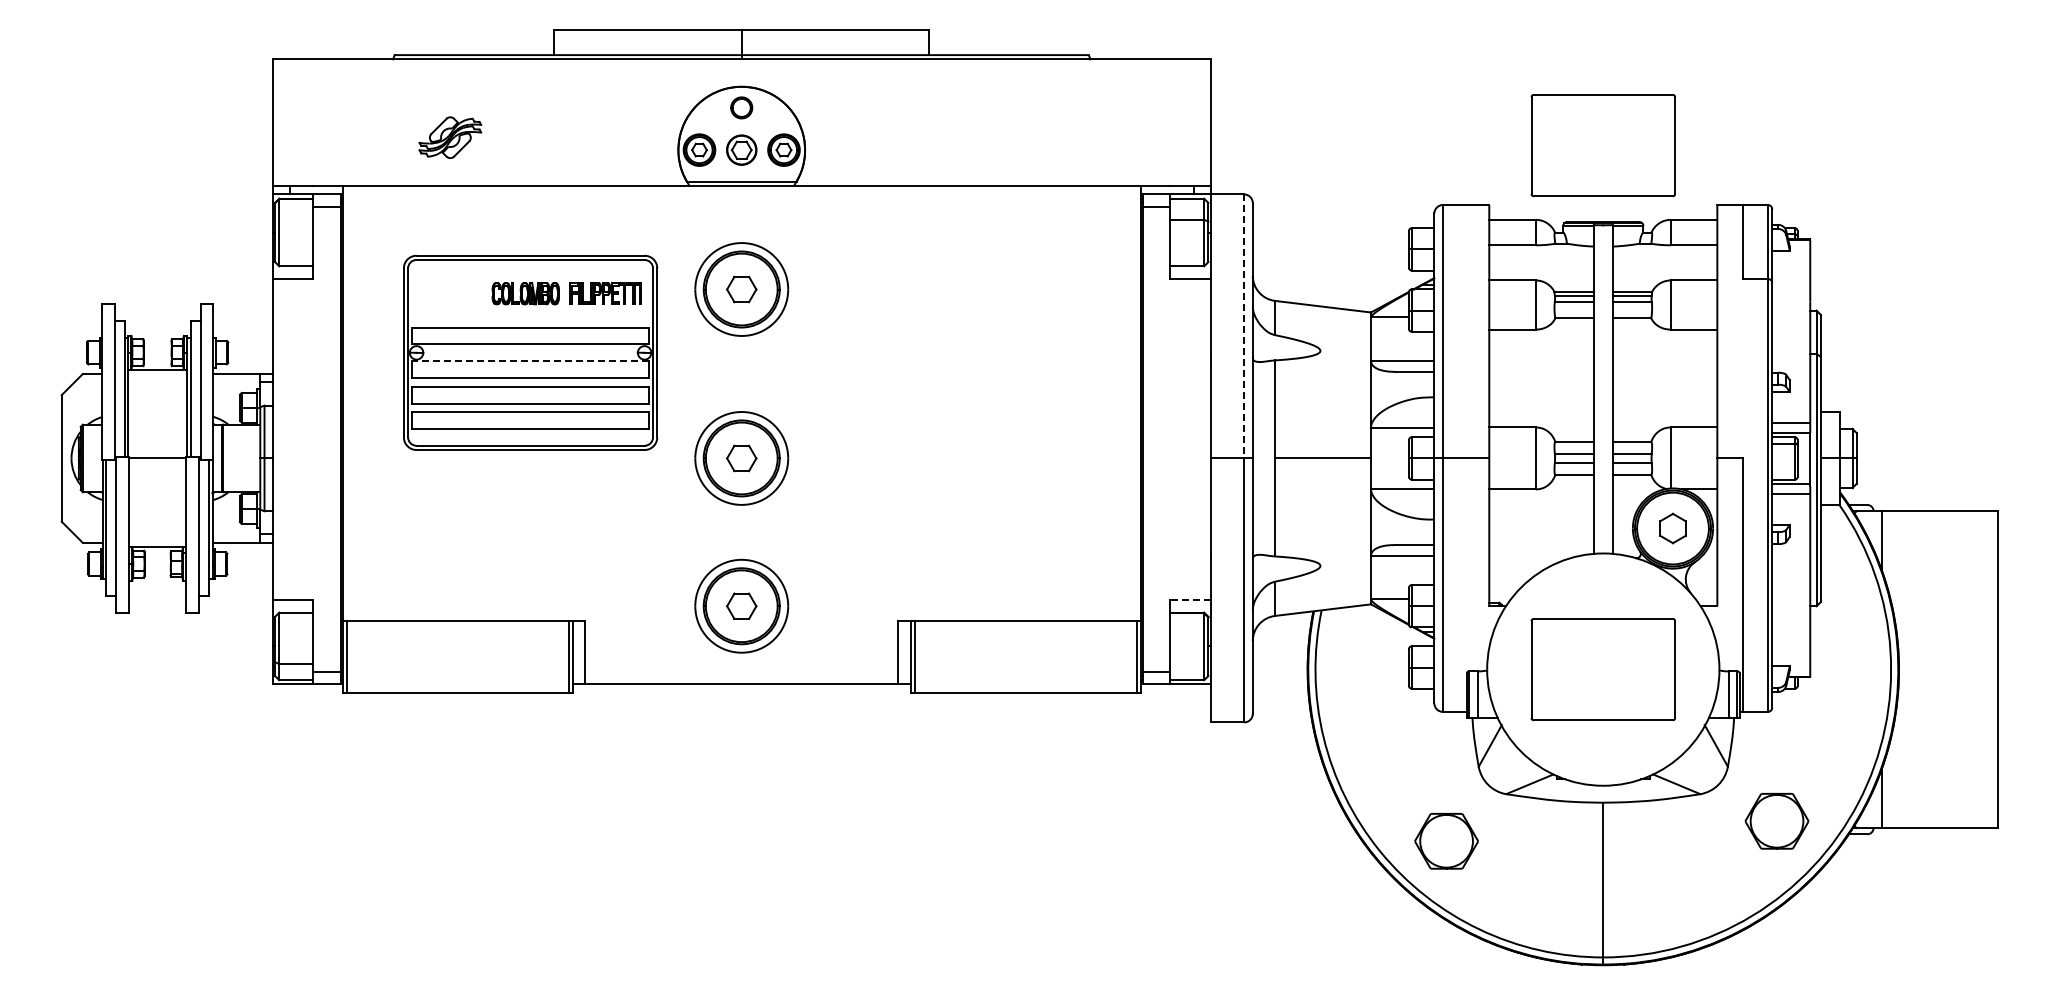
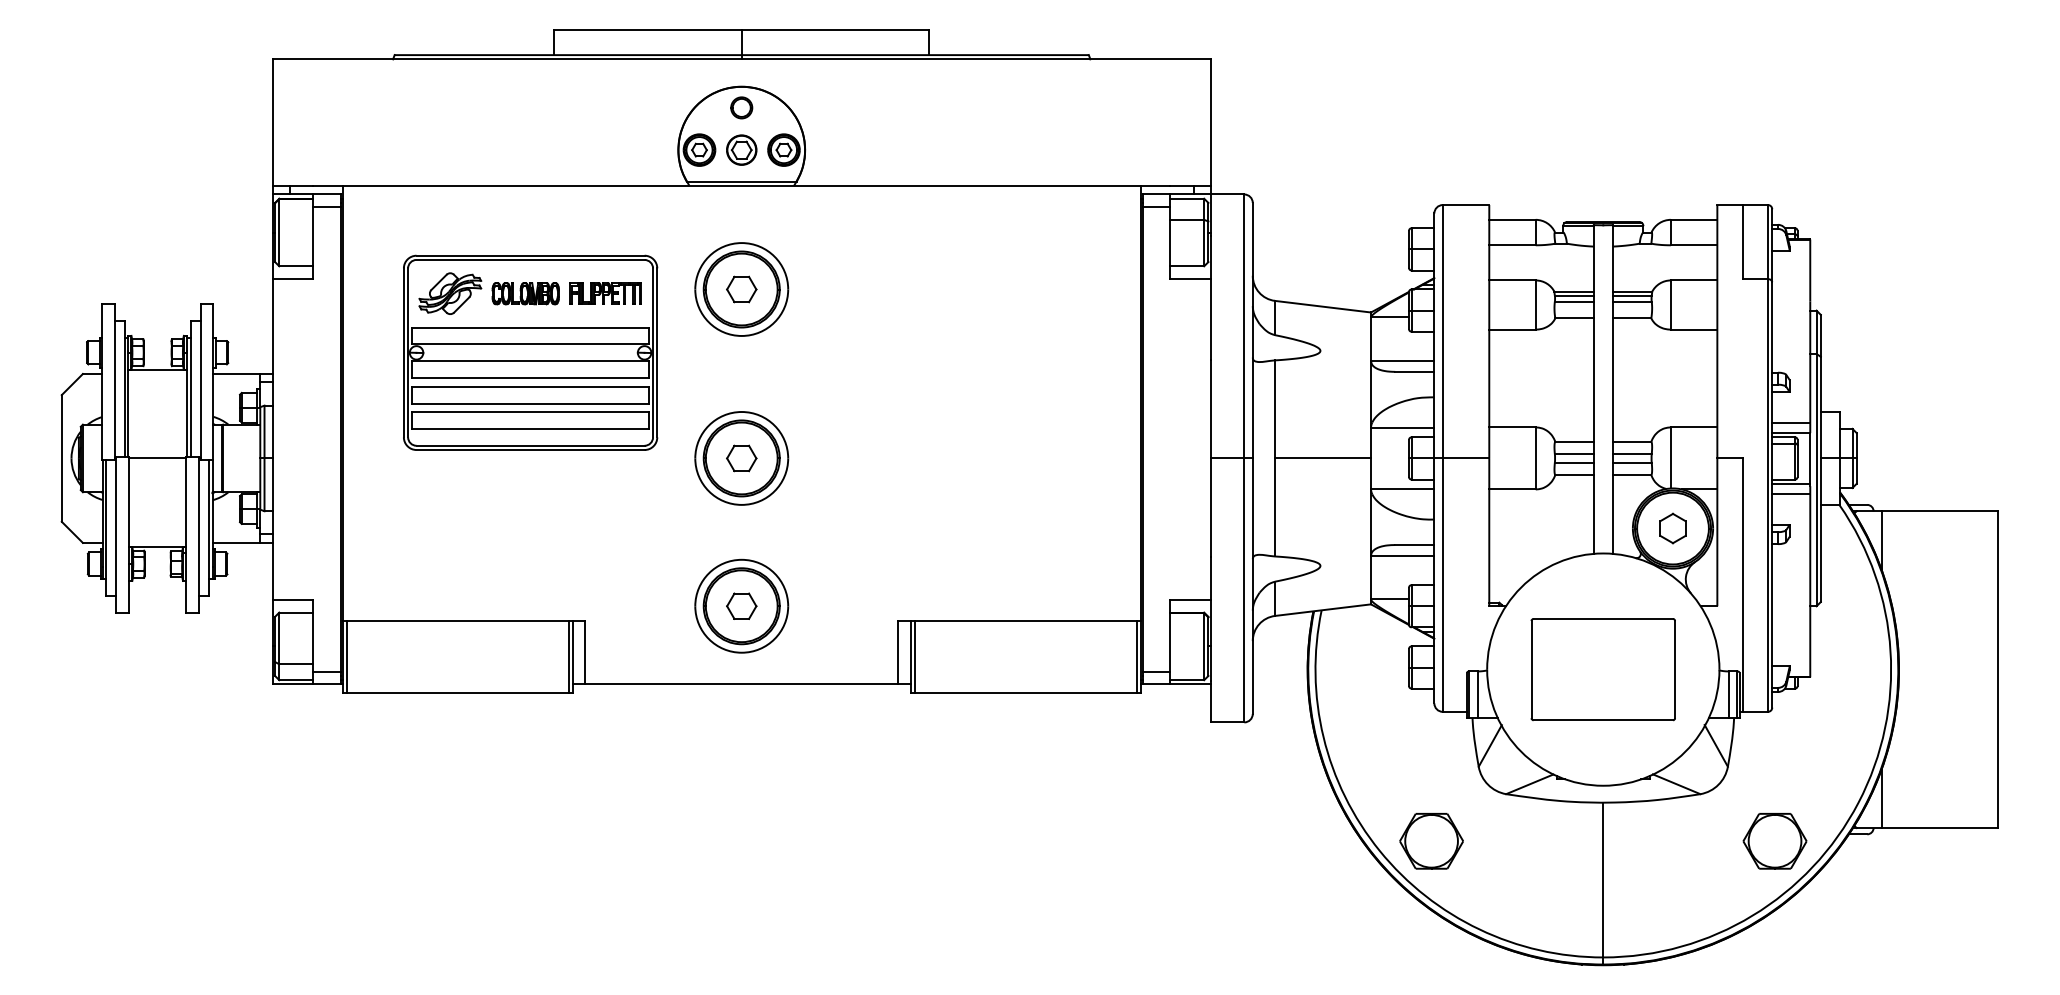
part position: (450, 137) -> (450, 293) (450, 293)
part: present -> none (1602, 145)
line: dashed -> solid (1244, 326)
line: dashed -> solid (530, 361)
line: dashed -> solid (1189, 599)
part position: (1776, 821) -> (1774, 841) (1774, 841)
part position: (1446, 841) -> (1431, 841) (1431, 841)
